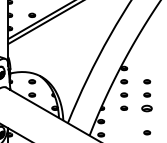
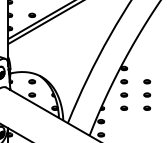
part size: 12x9 px -> 9x6 px (147, 107)
part: present -> none (147, 132)
